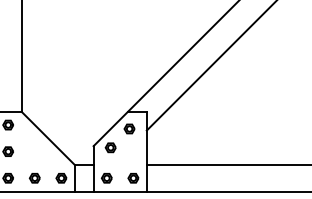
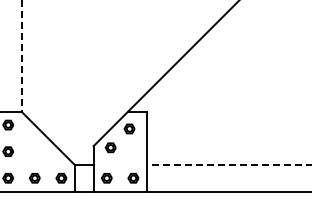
line: solid -> dashed (21, 56)
line: present -> none (210, 66)
line: solid -> dashed (228, 164)
